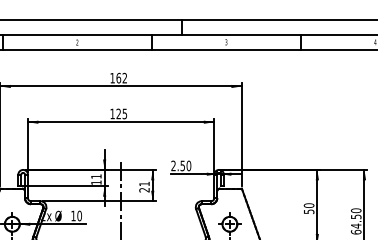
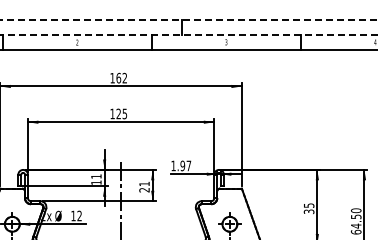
line: solid -> dashed (188, 20)
line: solid -> dashed (189, 35)
text: 2.50 -> 1.97 (181, 165)
text: 50 -> 35 (308, 208)
text: 10 -> 12 (79, 215)
